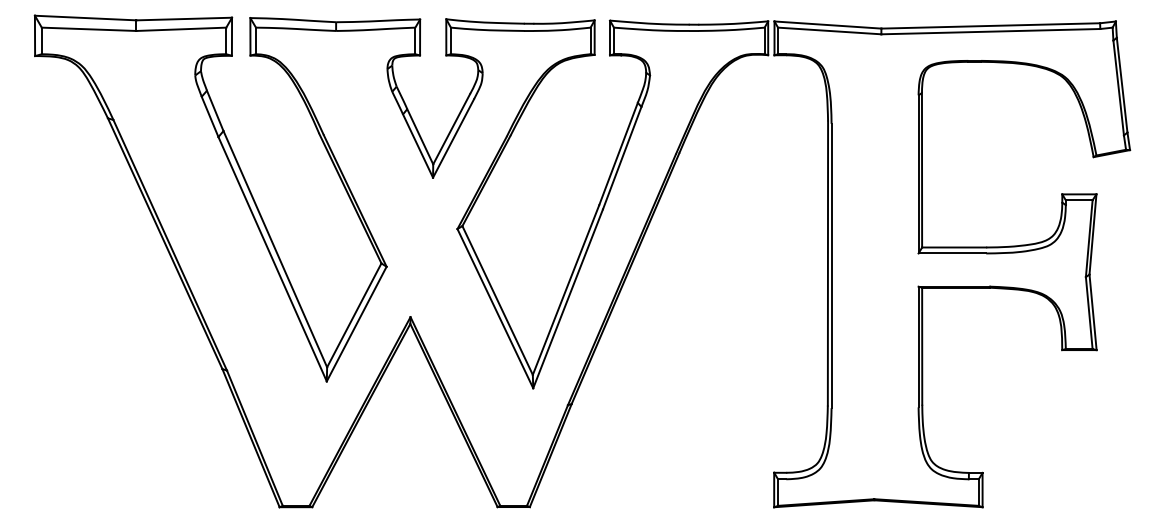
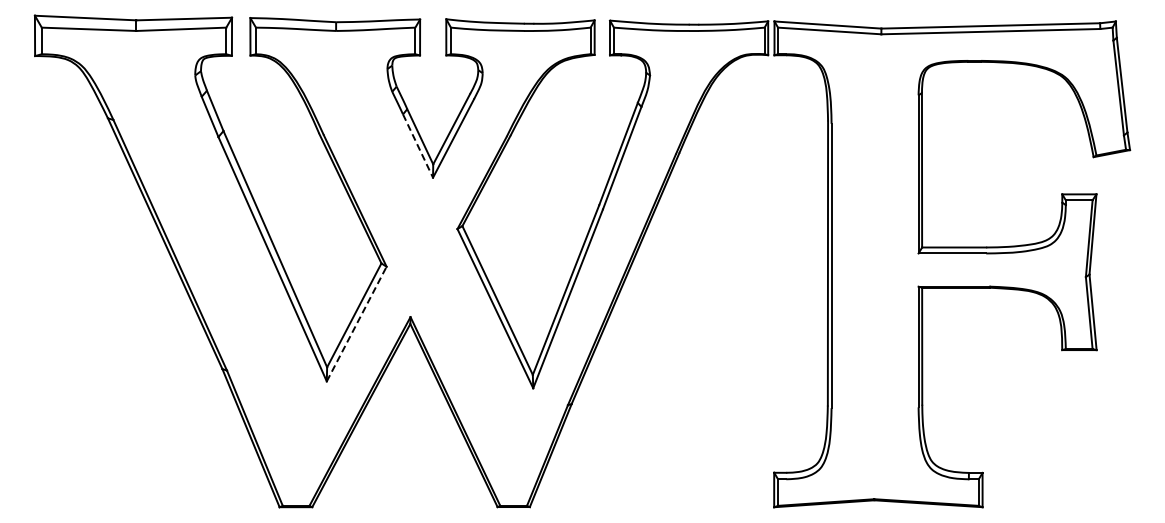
line: solid -> dashed (418, 146)
line: solid -> dashed (356, 324)
